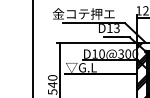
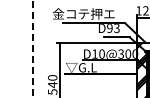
text: D13 -> D93 (109, 28)
line: solid -> dashed (32, 49)
